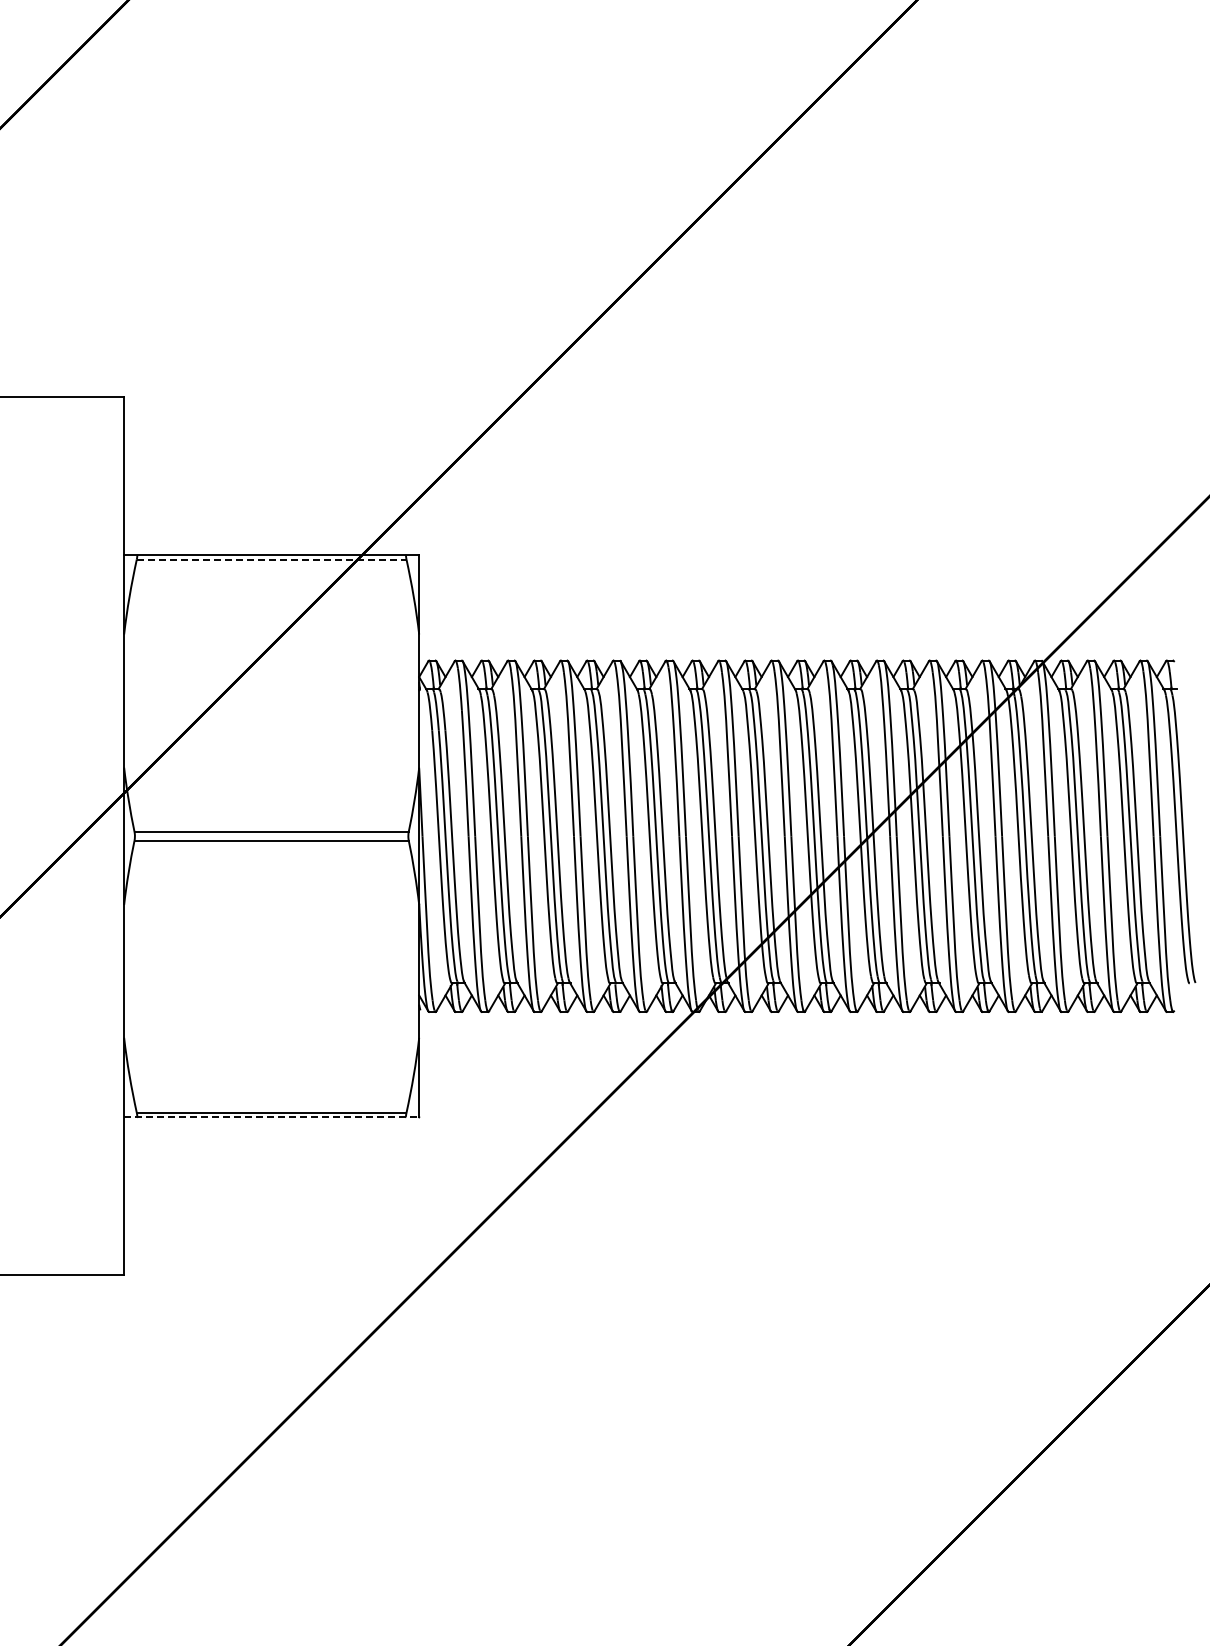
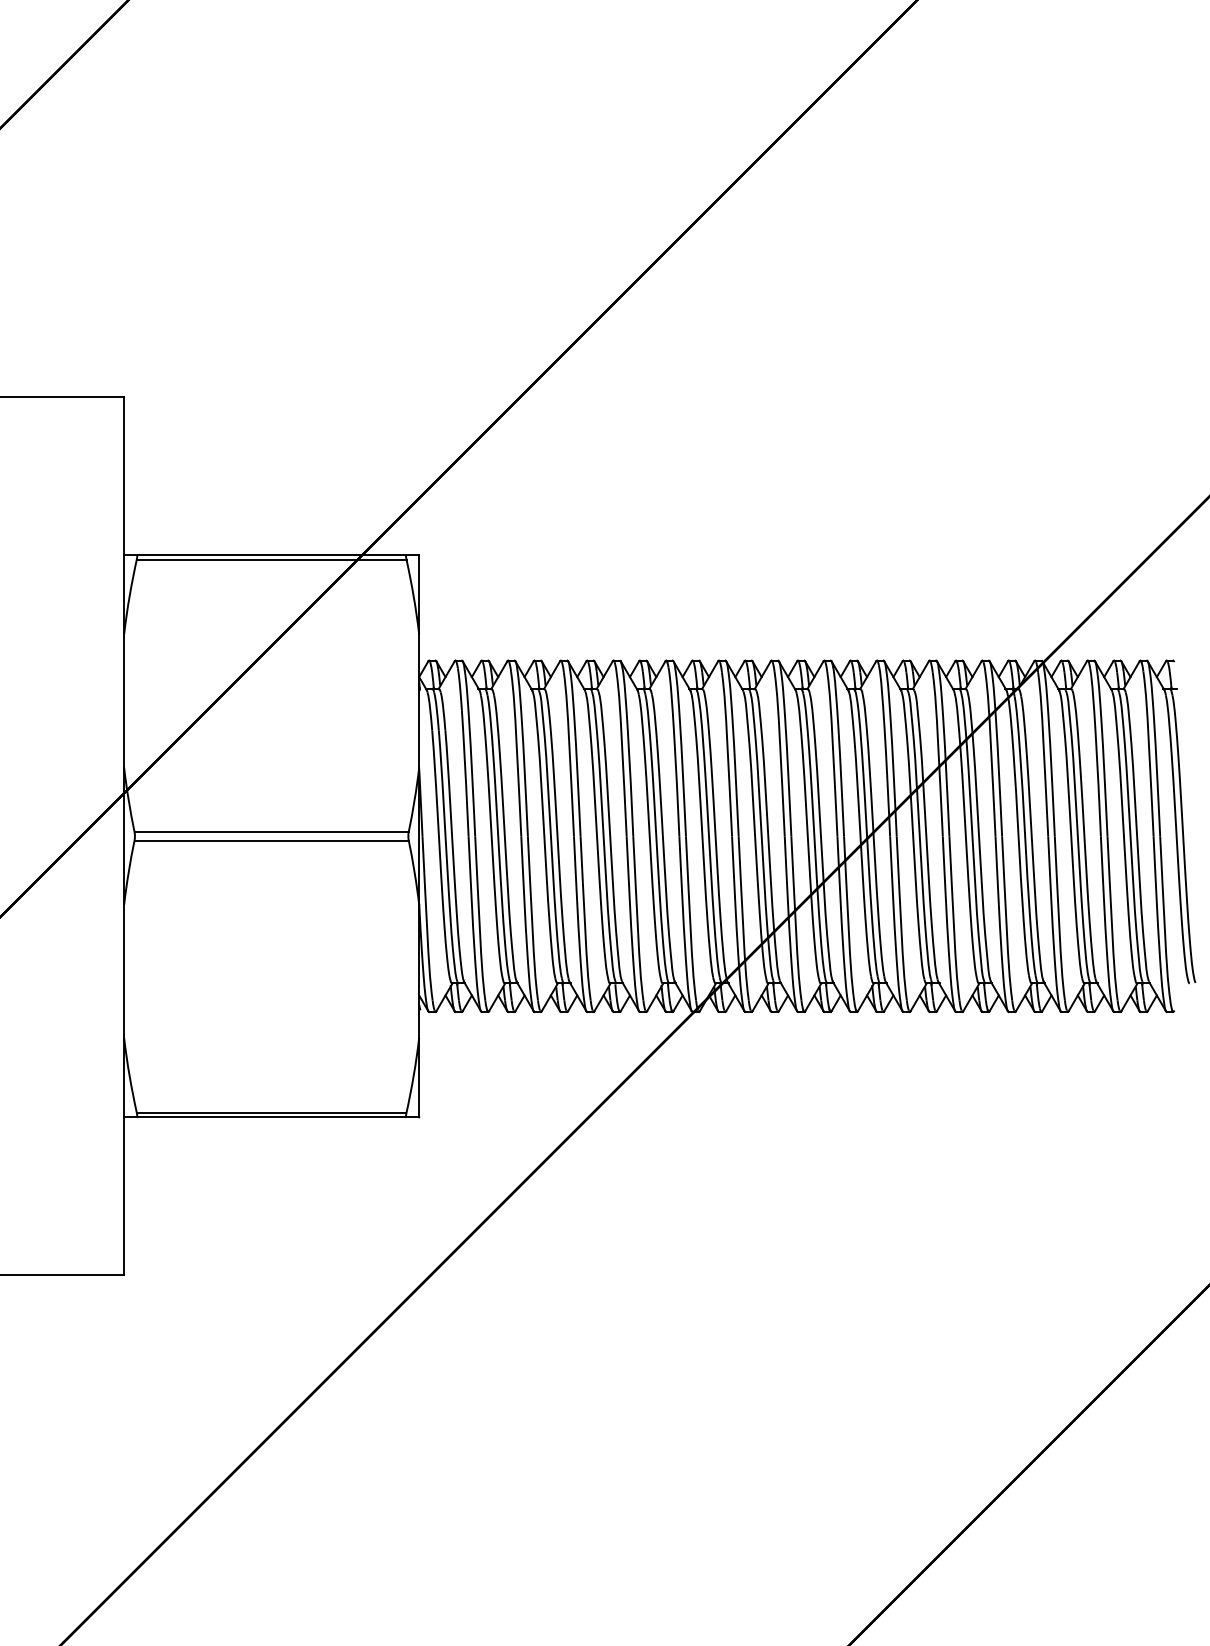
line: dashed -> solid (271, 559)
line: dashed -> solid (272, 1117)
